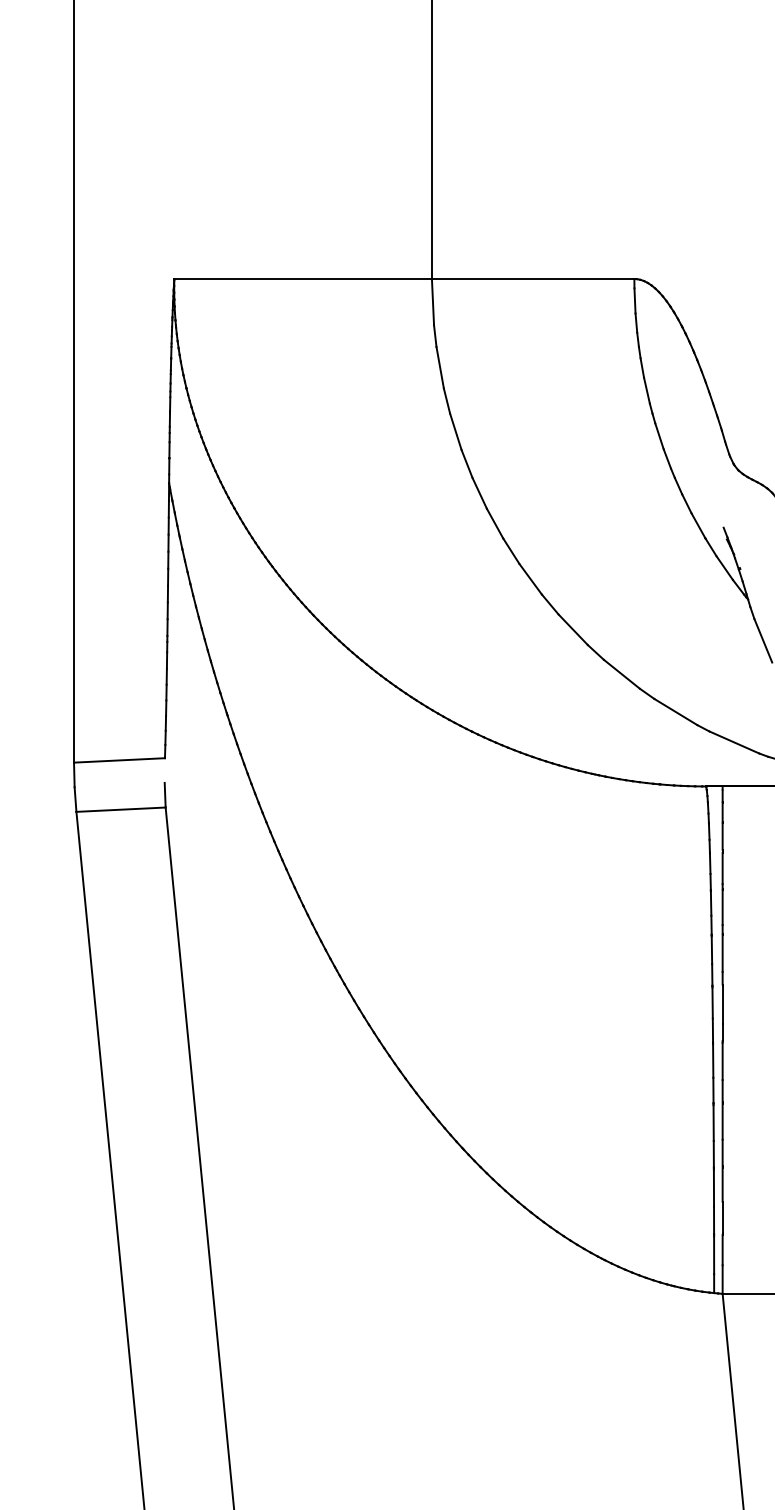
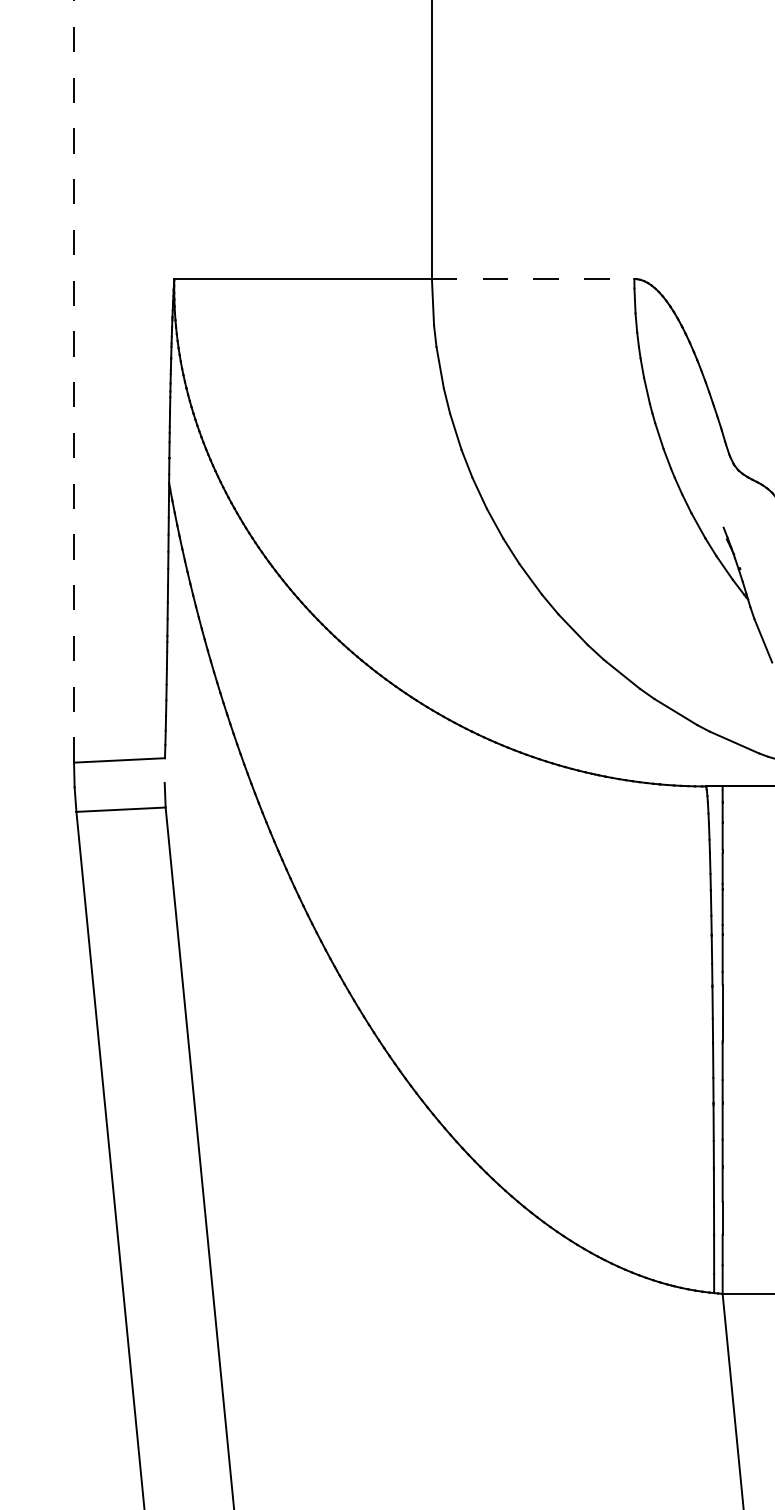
line: solid -> dashed (533, 279)
line: solid -> dashed (74, 381)
